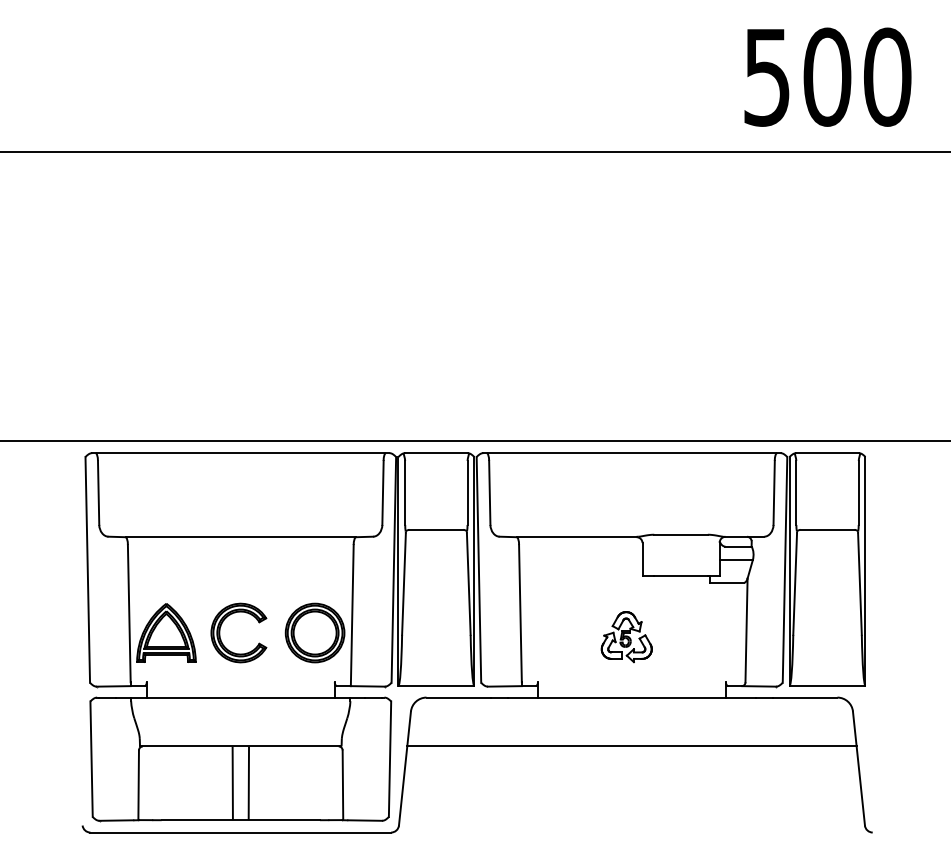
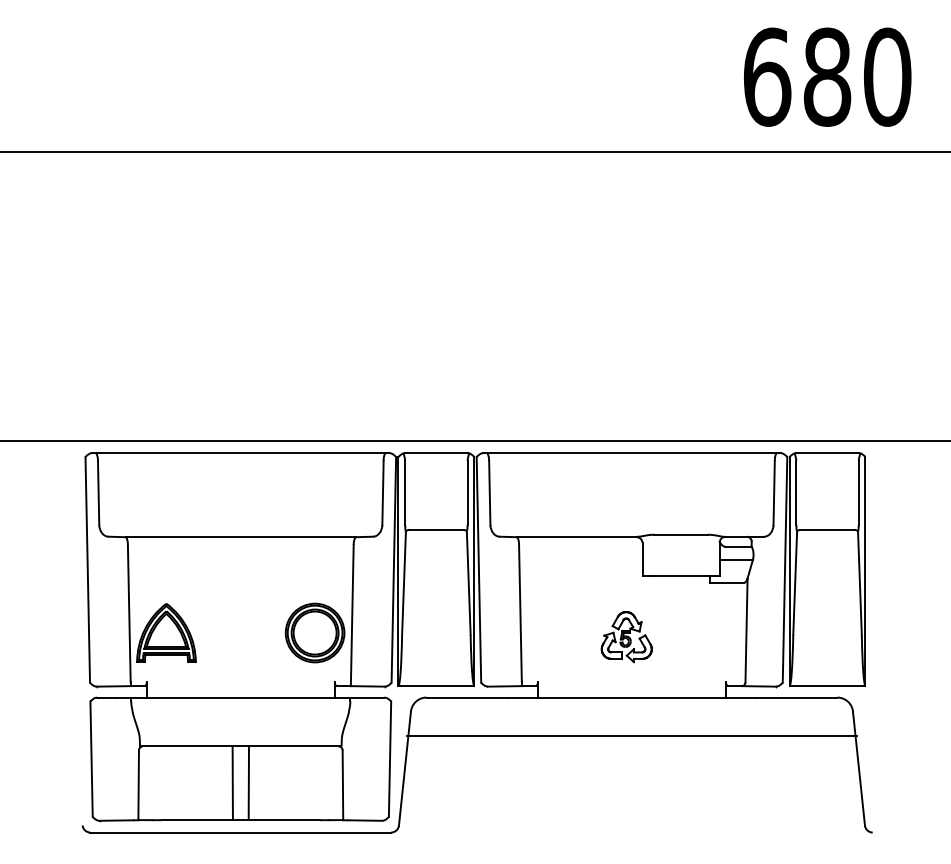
text: 500 -> 680 (797, 76)
part: present -> none (222, 624)
line position: (631, 746) -> (631, 736) (631, 736)
